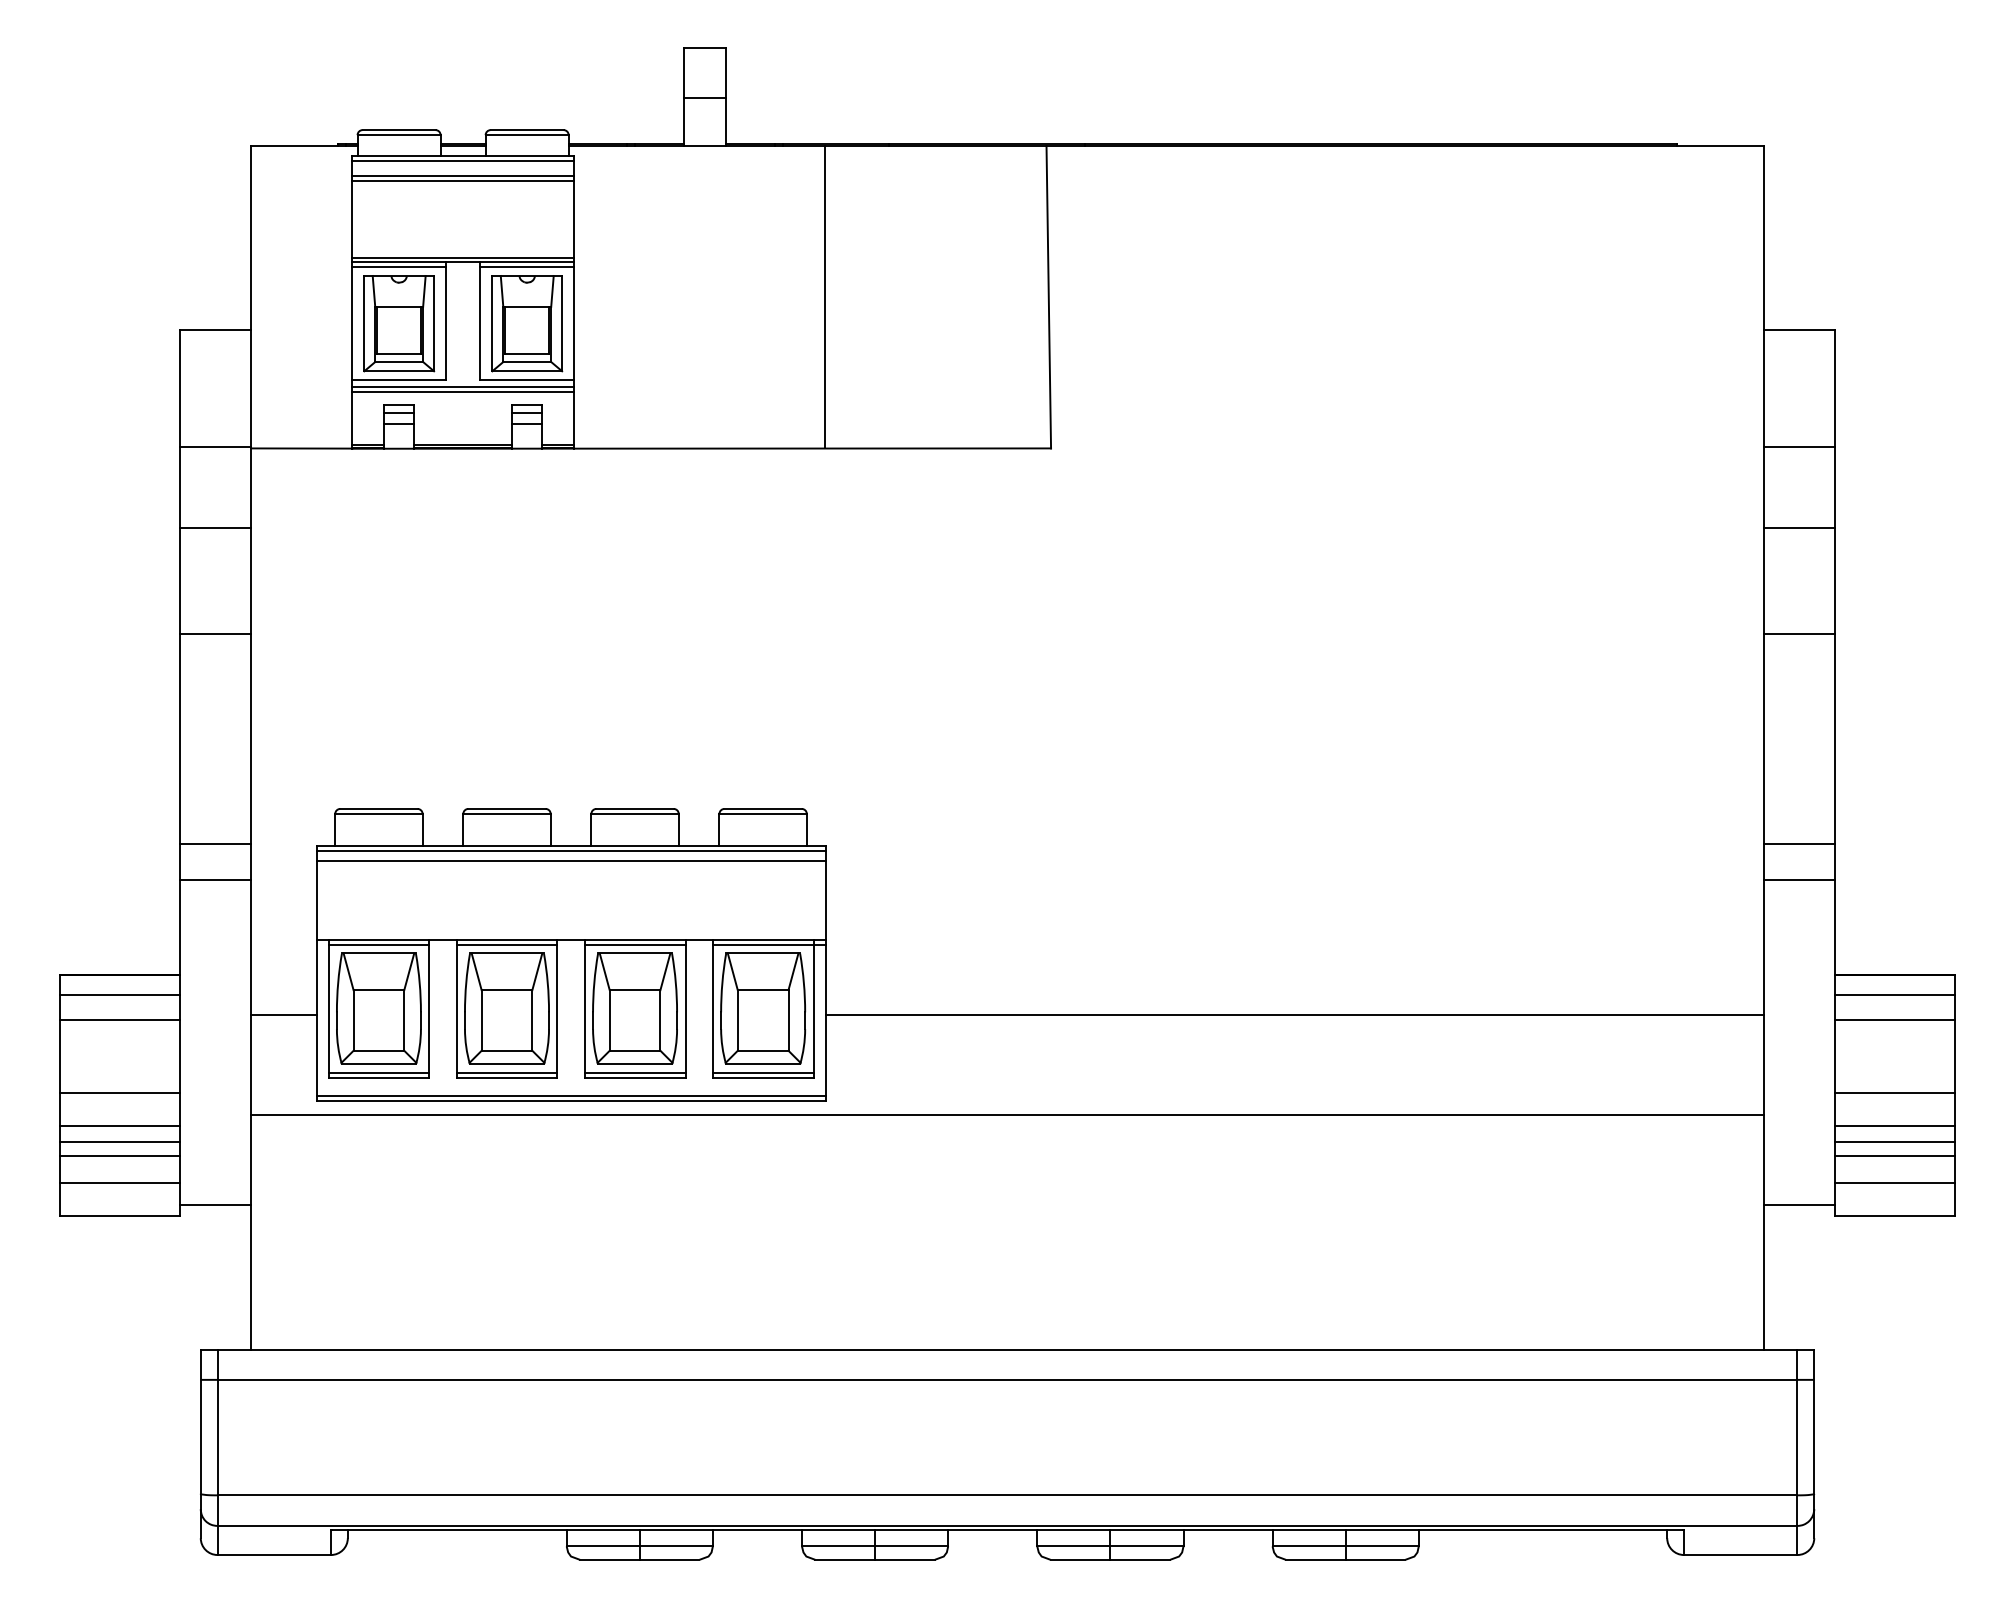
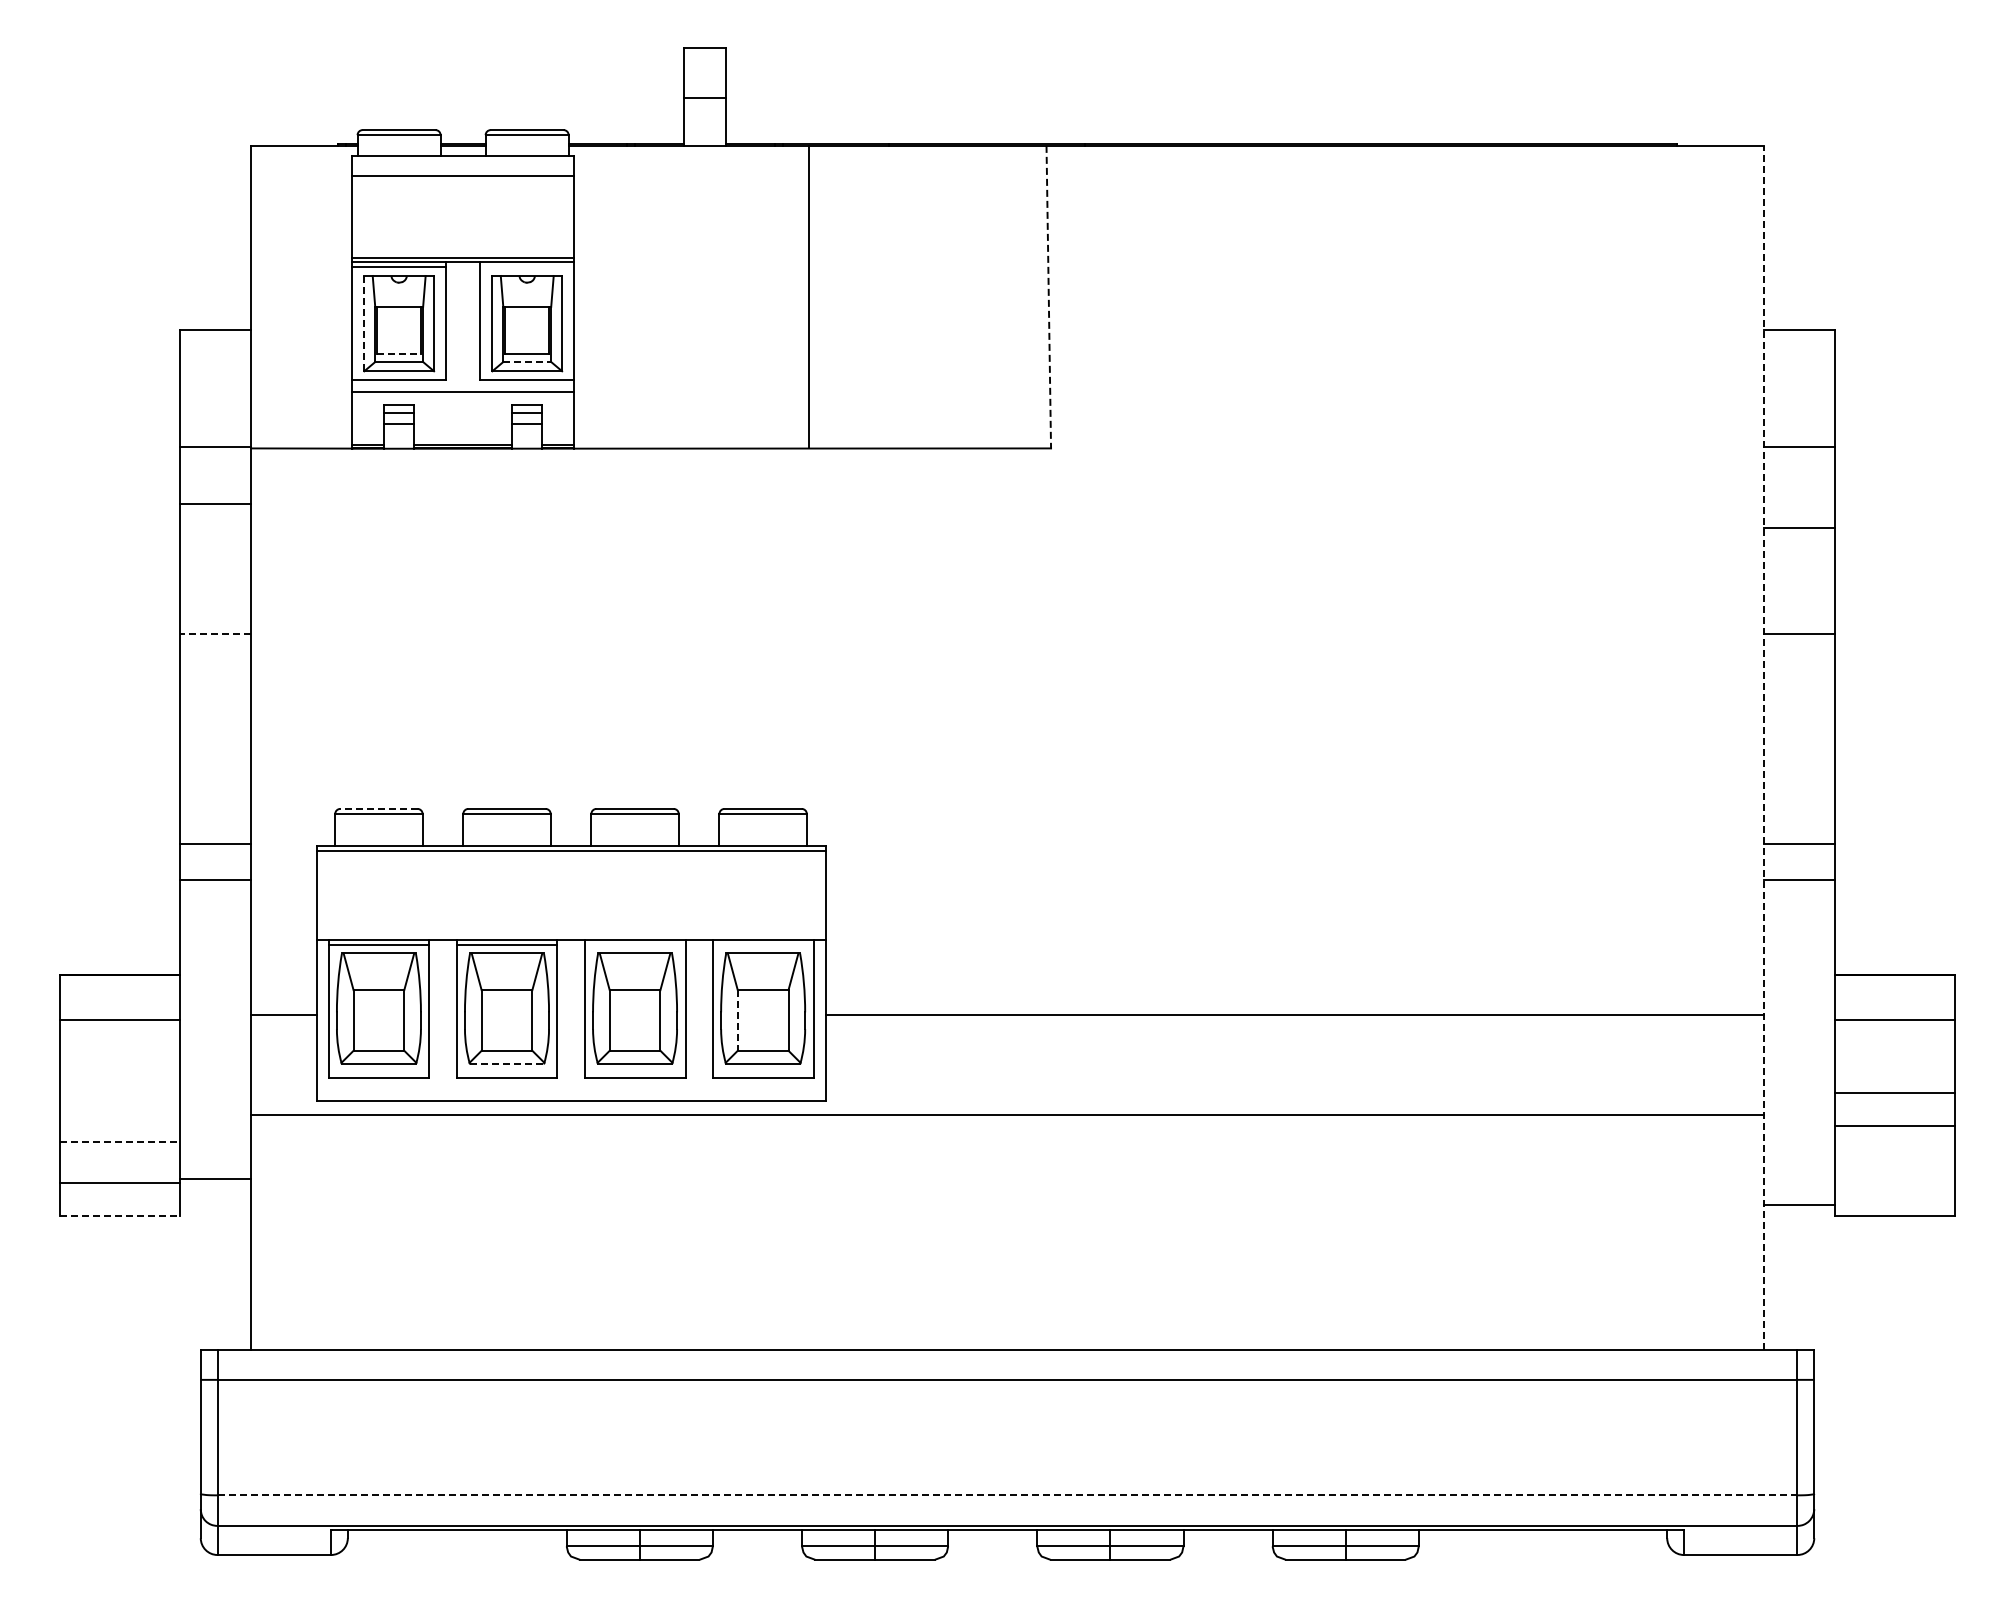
line: present -> none (463, 161)
line: present -> none (463, 181)
line: present -> none (527, 267)
line position: (825, 296) -> (809, 296) (809, 296)
line: solid -> dashed (1048, 297)
line: solid -> dashed (364, 323)
line: solid -> dashed (399, 354)
line: solid -> dashed (527, 362)
line: present -> none (463, 386)
line position: (215, 528) -> (215, 504) (215, 504)
line: solid -> dashed (215, 634)
line: solid -> dashed (1763, 747)
line: solid -> dashed (378, 808)
line: present -> none (570, 861)
line: present -> none (634, 945)
line: present -> none (768, 945)
line: present -> none (119, 995)
line: present -> none (1894, 995)
line: solid -> dashed (737, 1020)
line: solid -> dashed (507, 1064)
line: present -> none (378, 1072)
line: present -> none (506, 1072)
line: present -> none (634, 1072)
line: present -> none (762, 1072)
line: present -> none (119, 1092)
line: present -> none (570, 1096)
line: present -> none (119, 1125)
line: solid -> dashed (120, 1141)
line: present -> none (1894, 1141)
line: present -> none (119, 1156)
line: present -> none (1894, 1156)
line: present -> none (1894, 1183)
line position: (215, 1205) -> (215, 1179) (215, 1179)
line: solid -> dashed (120, 1215)
line: solid -> dashed (1007, 1495)
